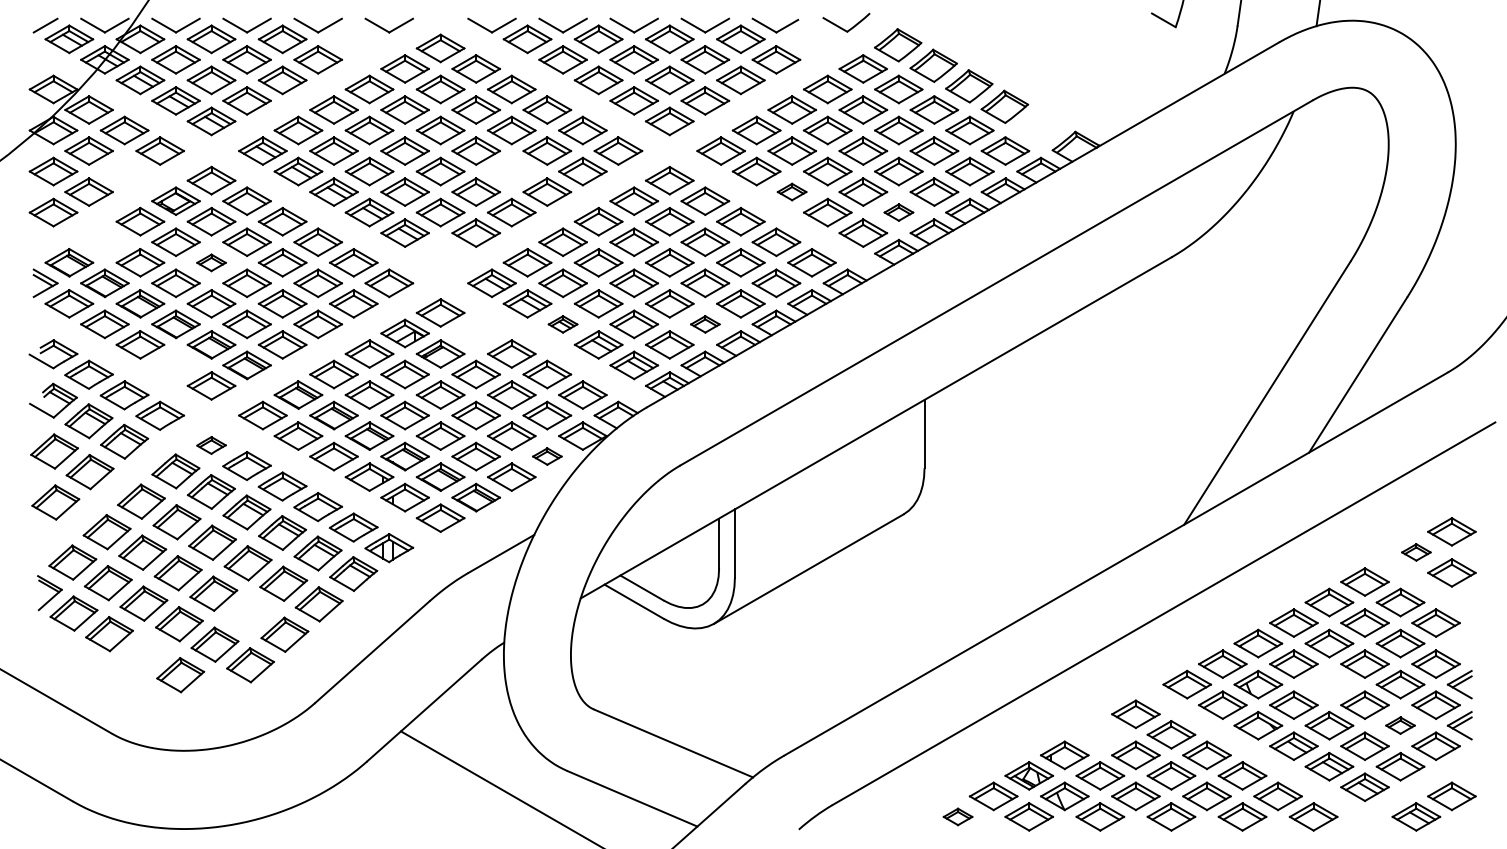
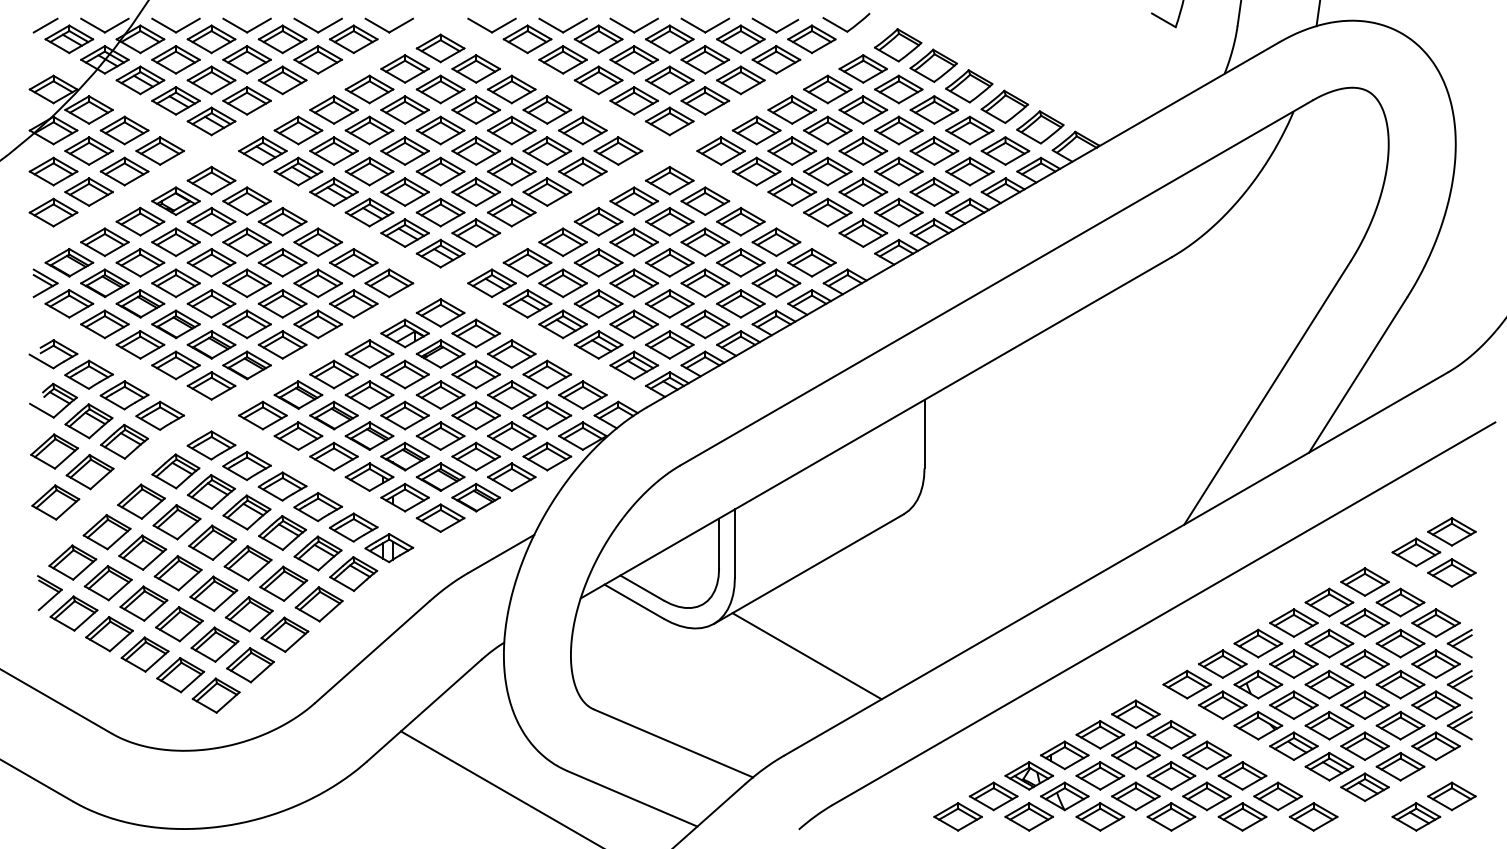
part: none -> present (811, 38)
part: none -> present (353, 39)
part: none -> present (1040, 127)
part: none -> present (124, 171)
part: none -> present (511, 171)
part size: 32x20 px -> 50x30 px (791, 191)
part size: 32x19 px -> 50x31 px (898, 212)
part: none -> present (104, 241)
part: none -> present (440, 253)
part size: 31x20 px -> 51x30 px (211, 262)
part size: 32x19 px -> 50x31 px (562, 324)
part size: 31x19 px -> 51x31 px (705, 324)
part: none -> present (476, 333)
part: none -> present (175, 365)
part size: 31x19 px -> 51x31 px (211, 445)
part size: 31x19 px -> 51x31 px (547, 456)
part size: 31x19 px -> 51x31 px (1416, 552)
part: none -> present (248, 614)
part: none -> present (1459, 643)
part: none -> present (144, 654)
line: none -> present (806, 656)
part: none -> present (1329, 684)
part: none -> present (215, 695)
part size: 31x19 px -> 51x31 px (1400, 725)
part: none -> present (1100, 734)
part size: 32x20 px -> 50x30 px (957, 816)
